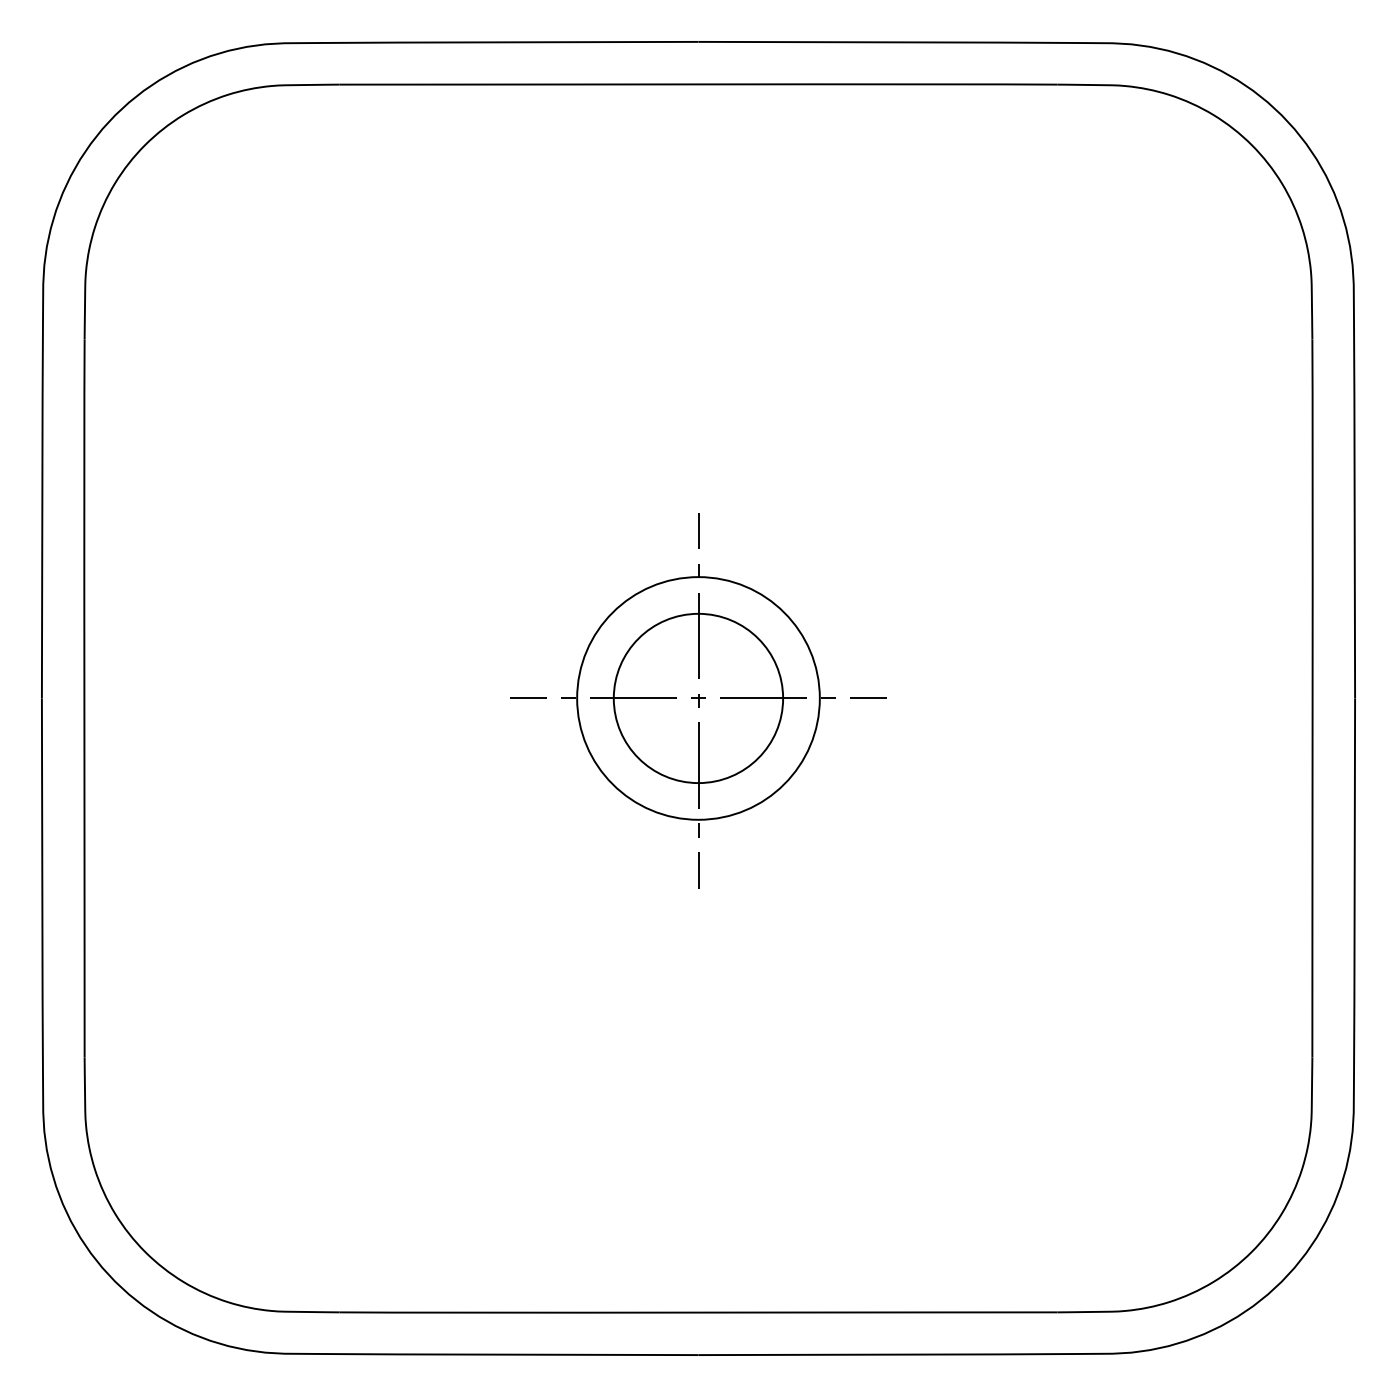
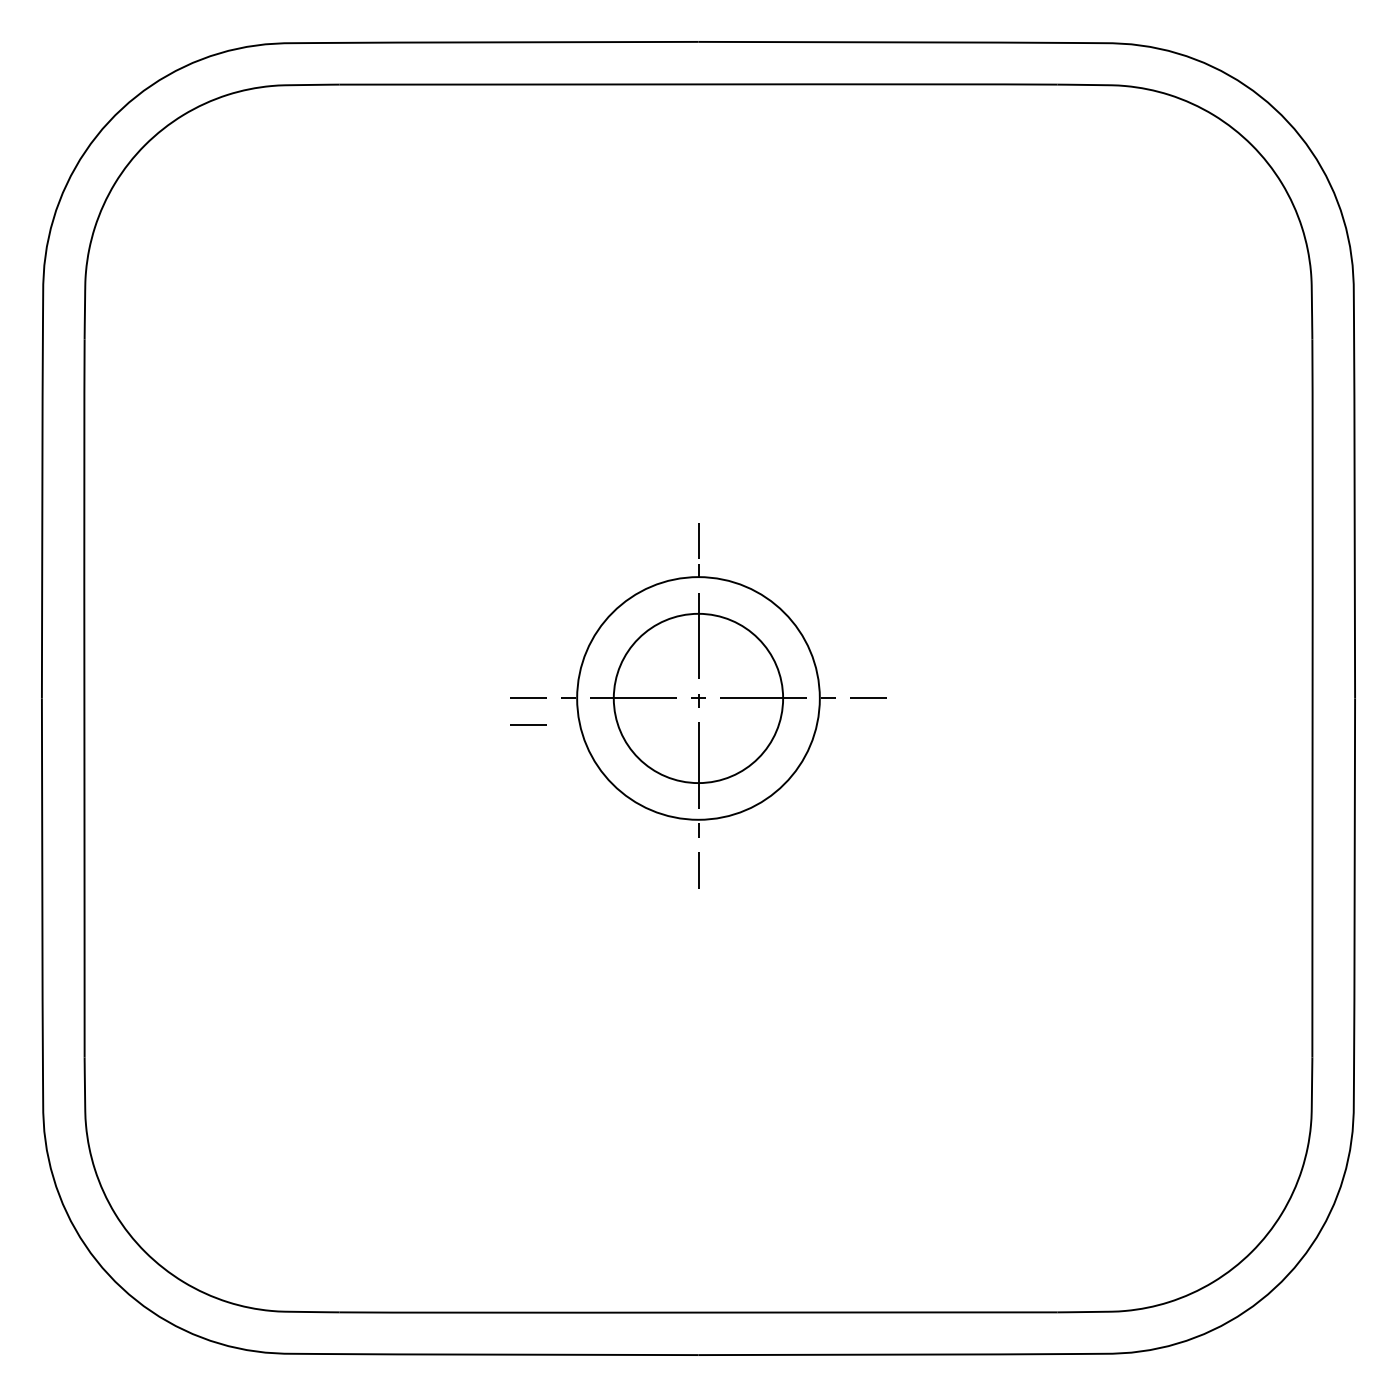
line position: (698, 530) -> (698, 540) (698, 540)
line: none -> present (528, 724)
